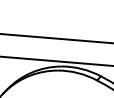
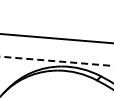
line: solid -> dashed (56, 61)
